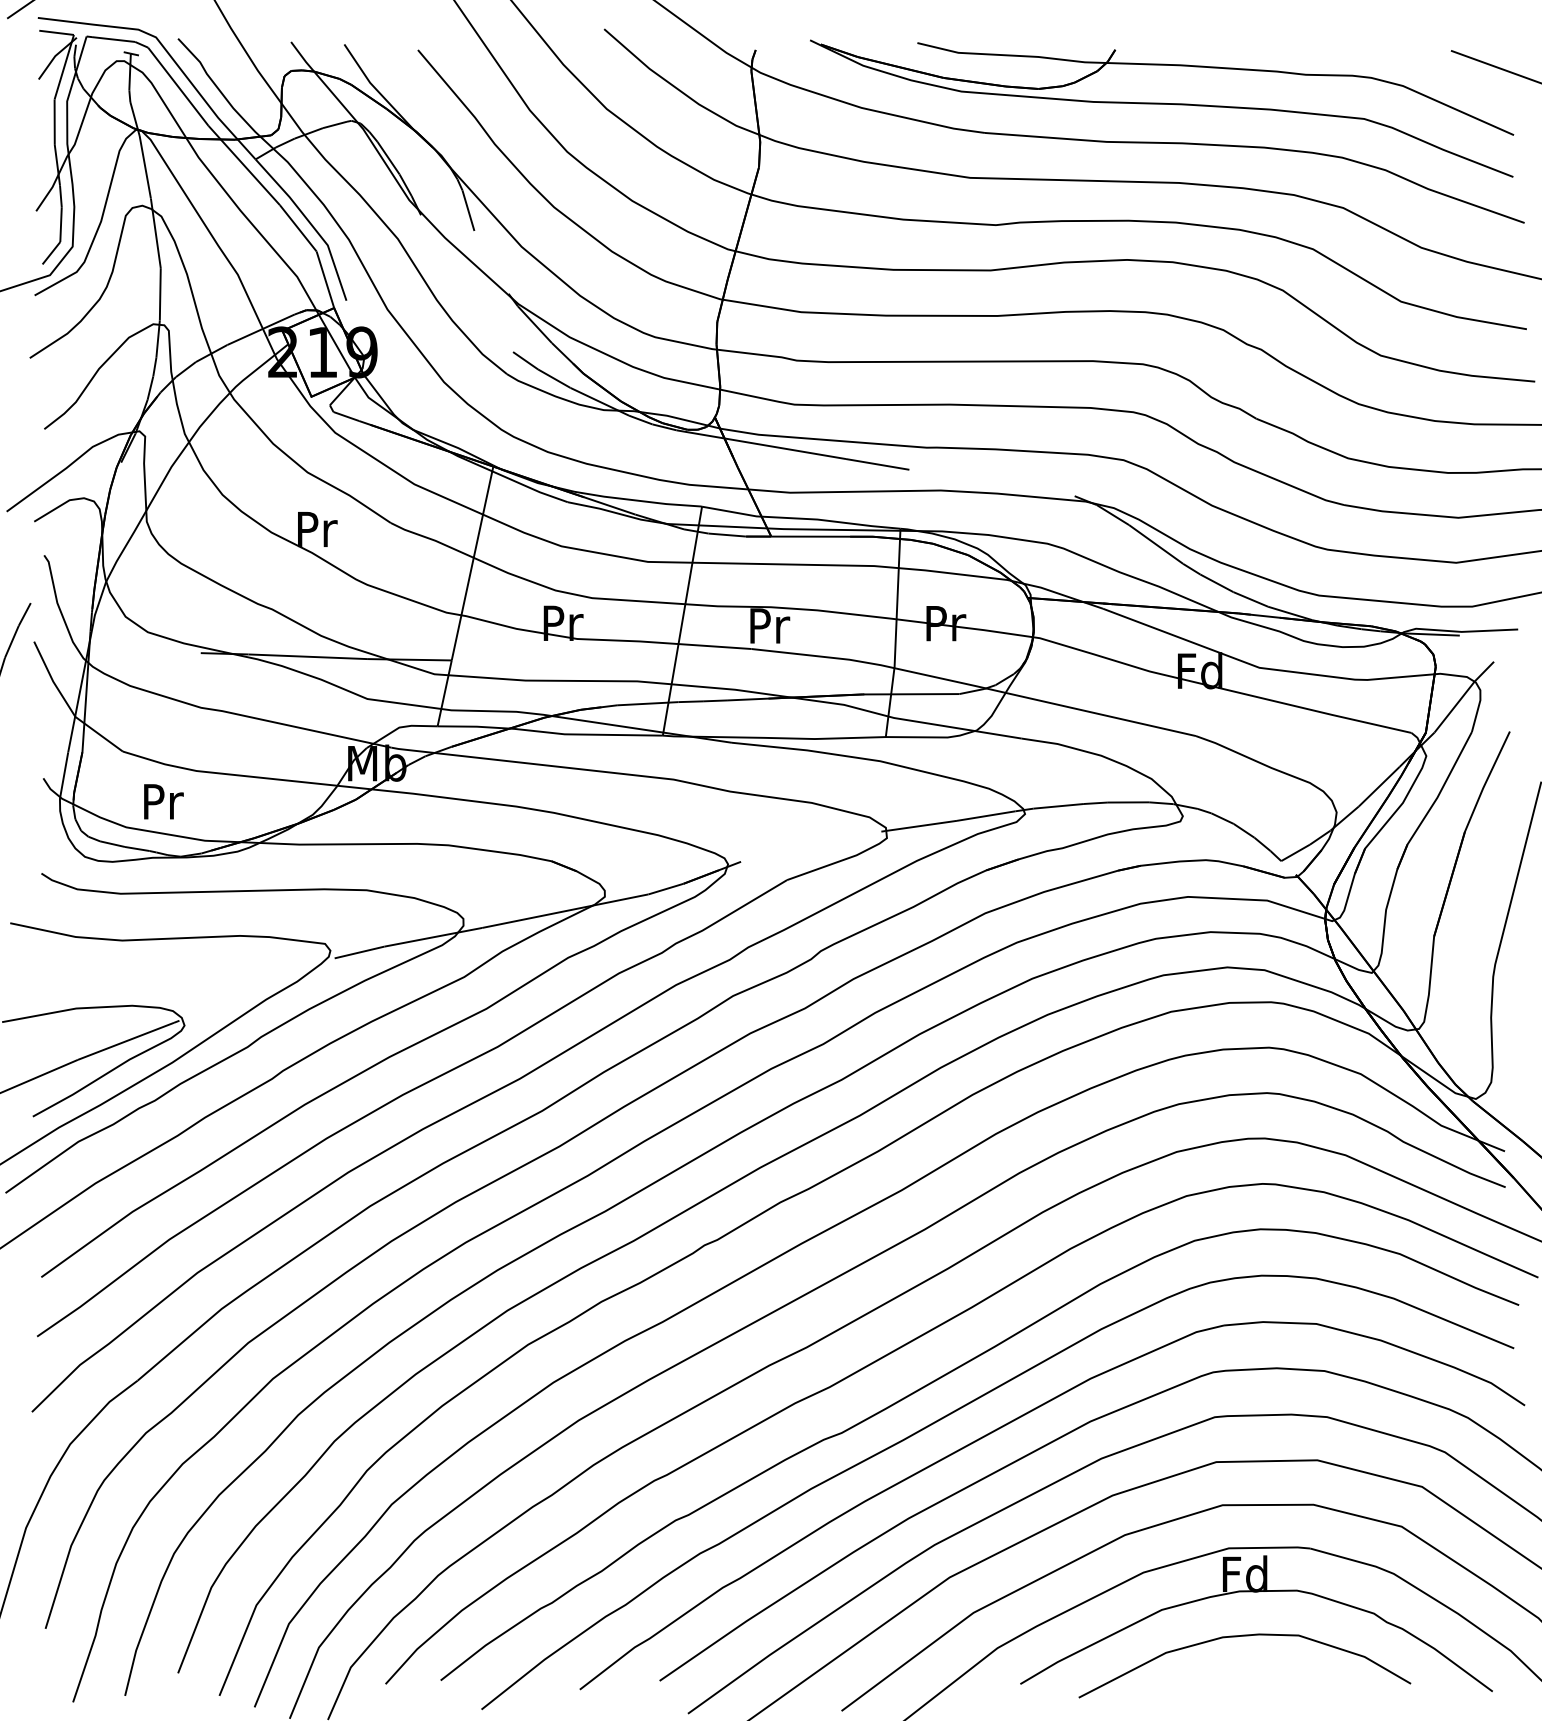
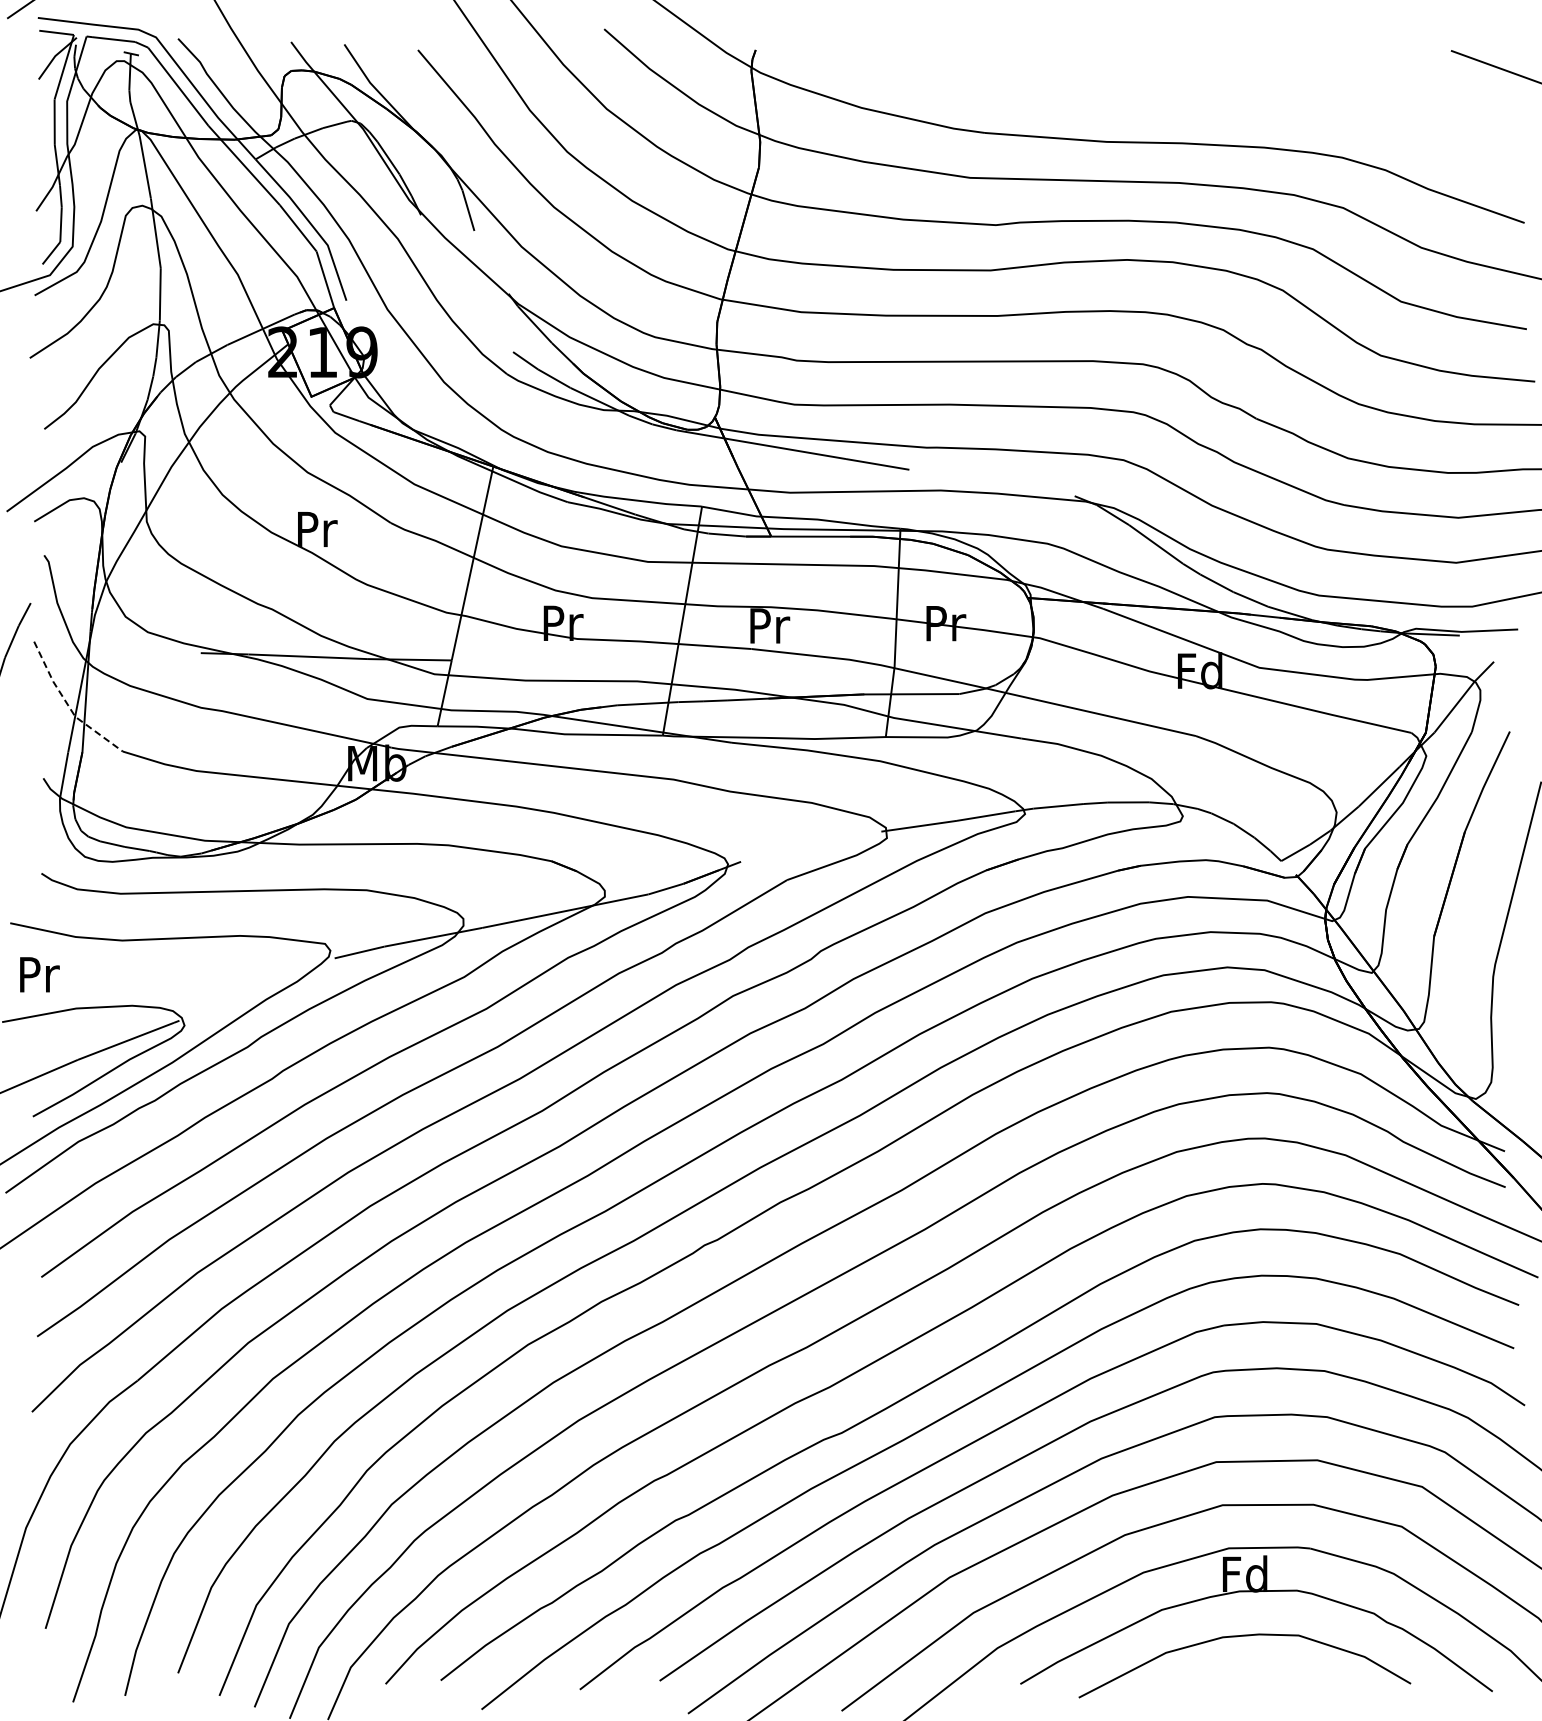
part: present -> none (1162, 108)
line: solid -> dashed (68, 705)
text position: (163, 801) -> (39, 974) (39, 974)
